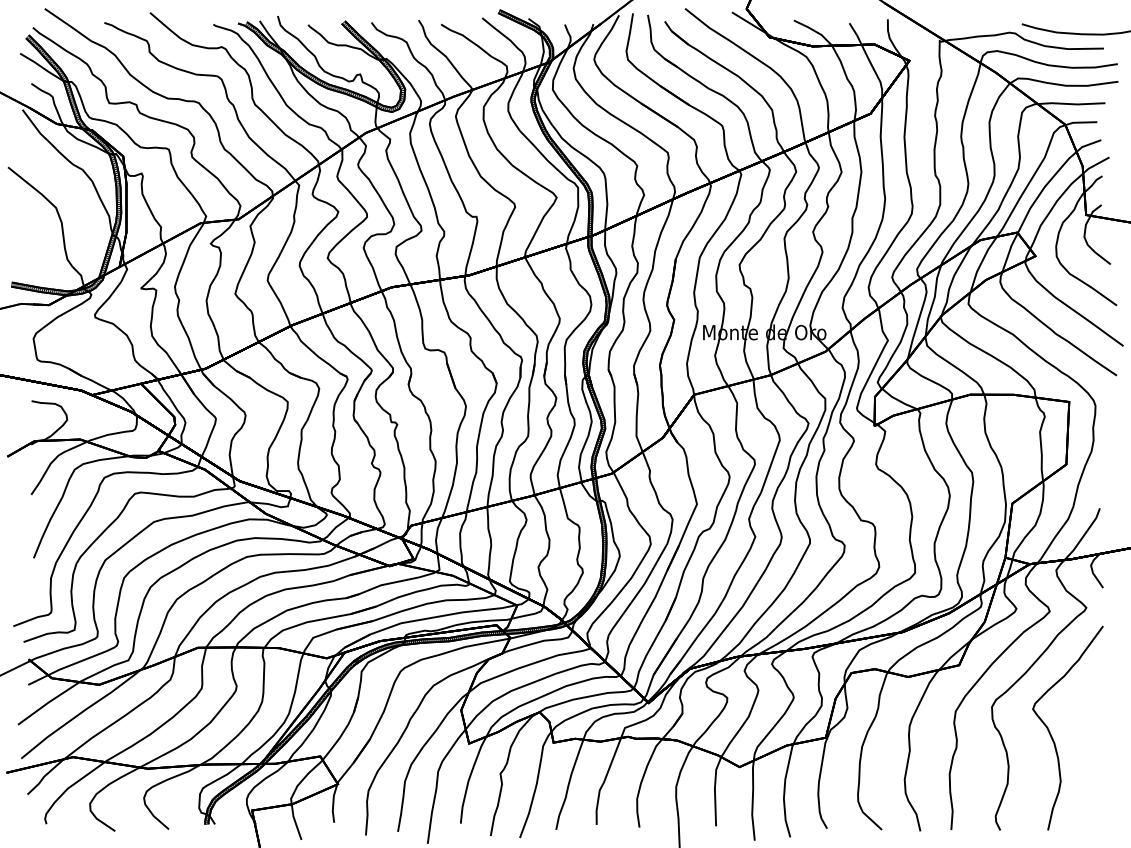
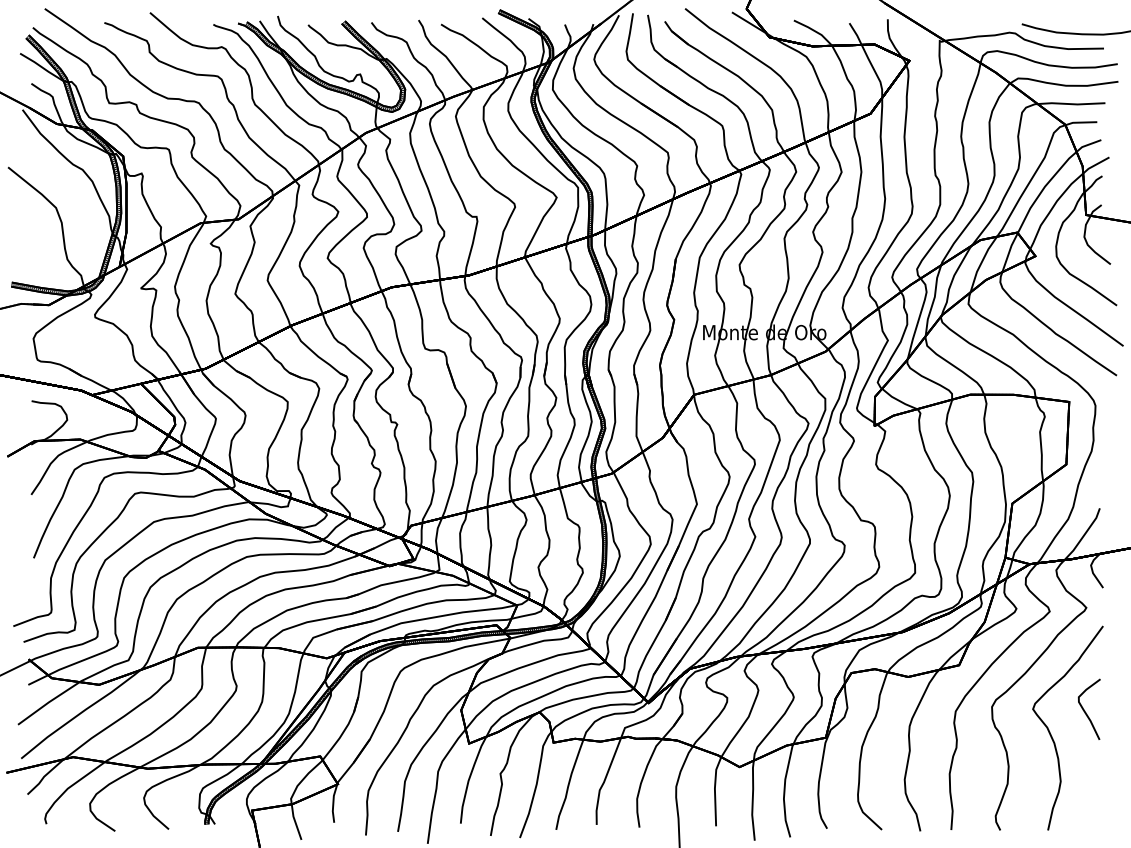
curve: none -> present (1084, 709)
